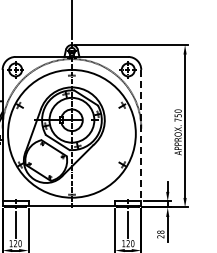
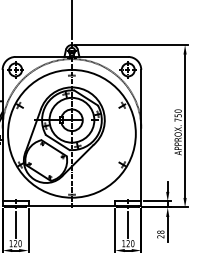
line: dashed -> solid (141, 138)
